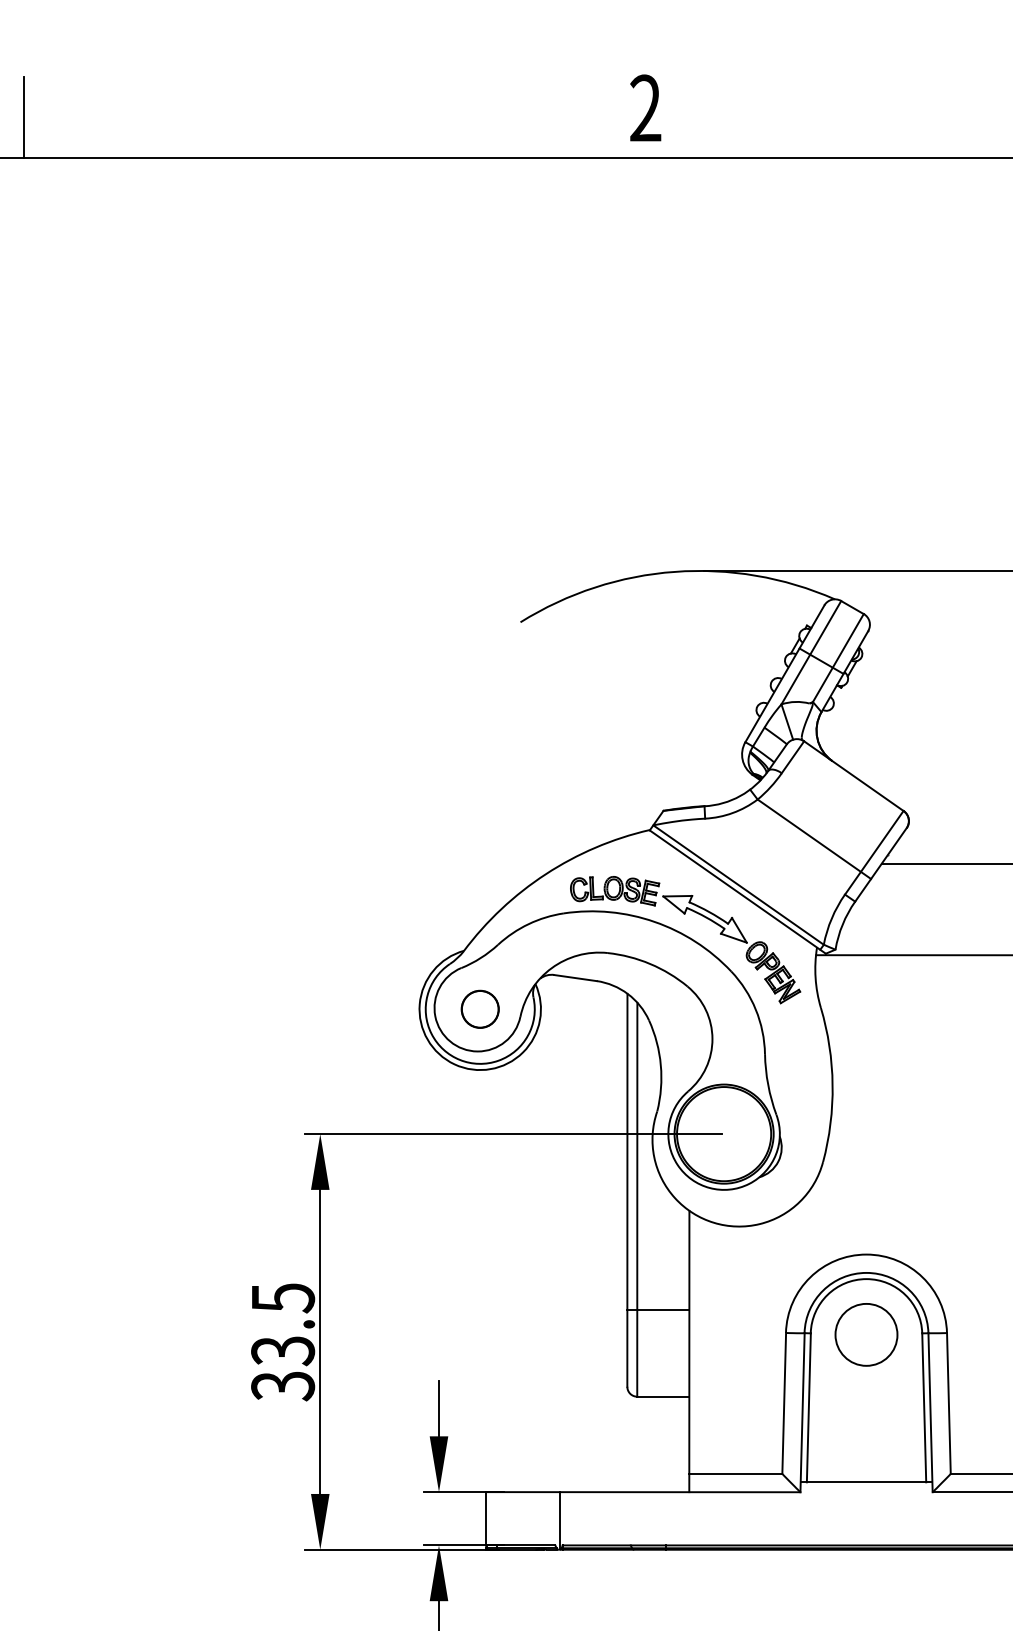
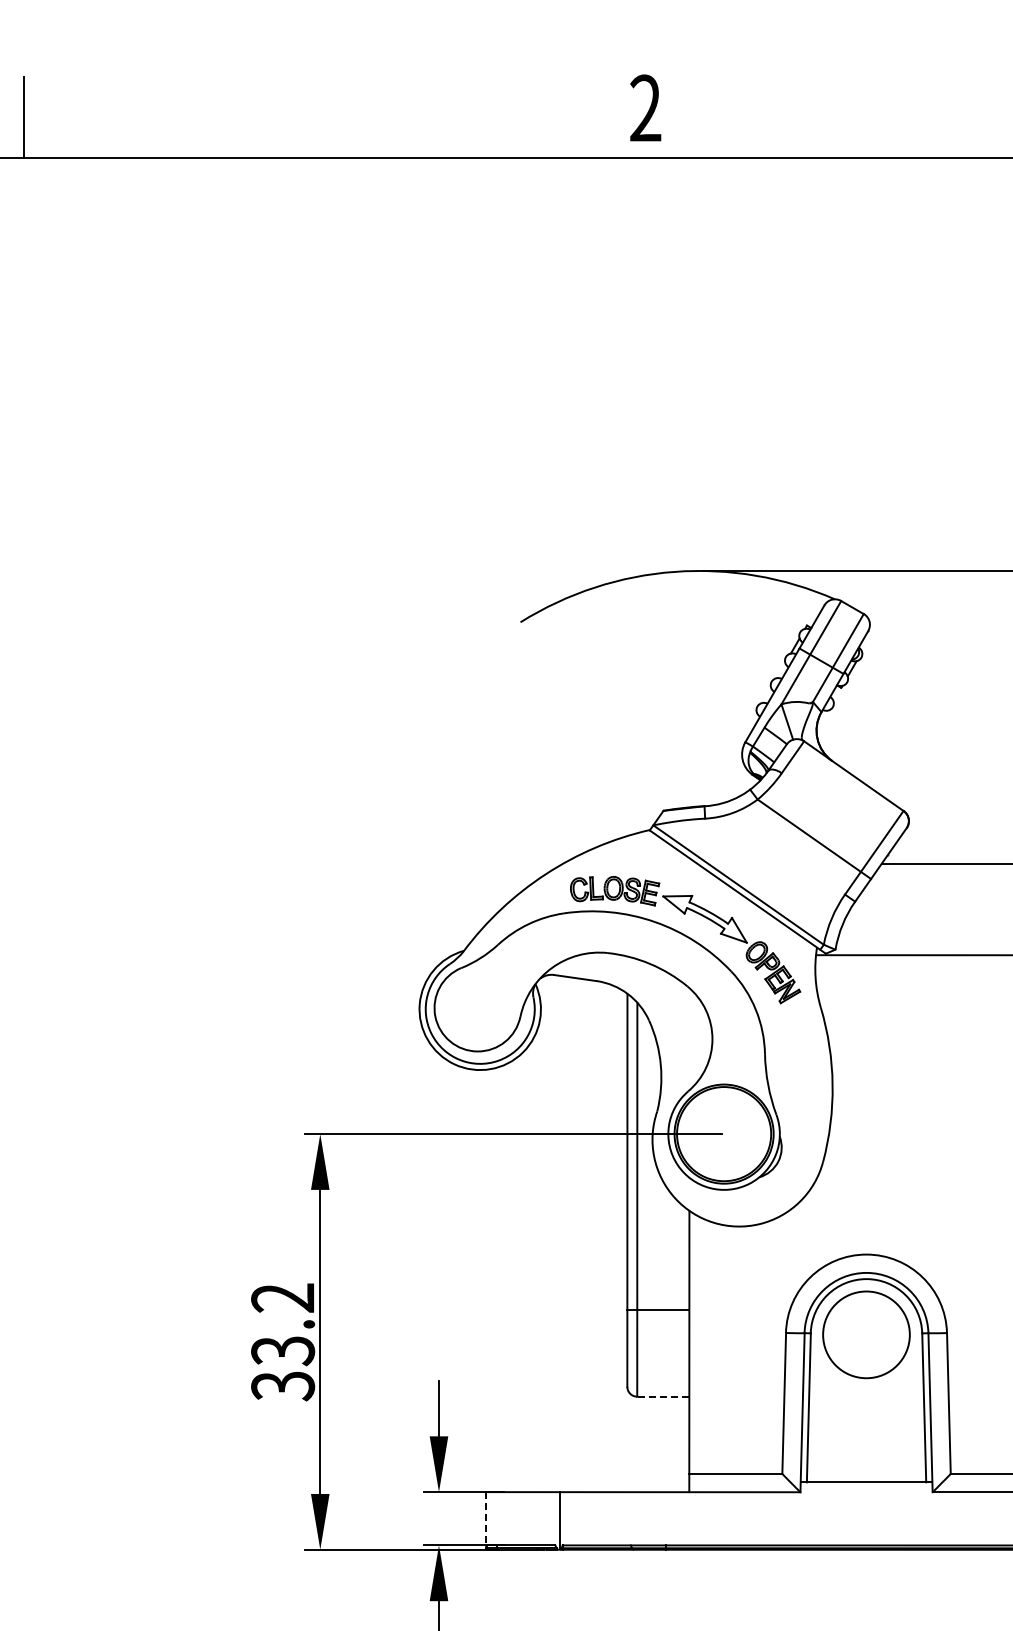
circle: present -> none (479, 1008)
text: 33.5 -> 33.2 (283, 1298)
circle diameter: 62 px -> 87 px (866, 1334)
line: solid -> dashed (662, 1396)
line: solid -> dashed (486, 1518)
